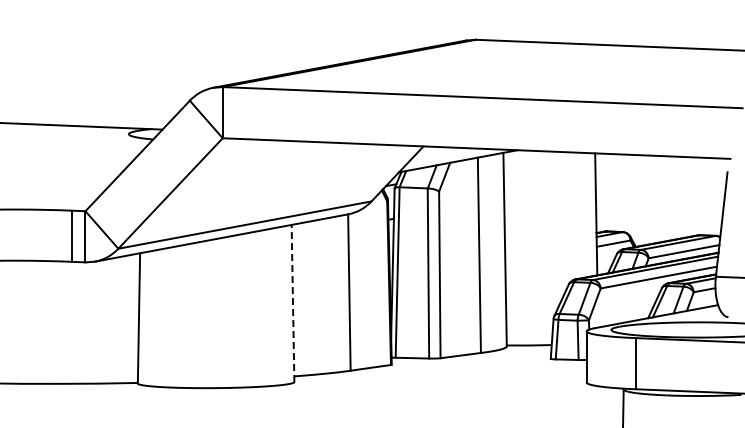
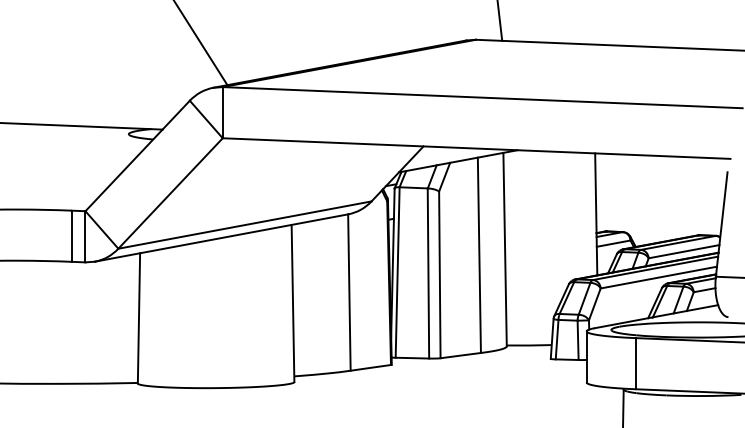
line: none -> present (499, 21)
line: none -> present (200, 43)
line: dashed -> solid (293, 303)
